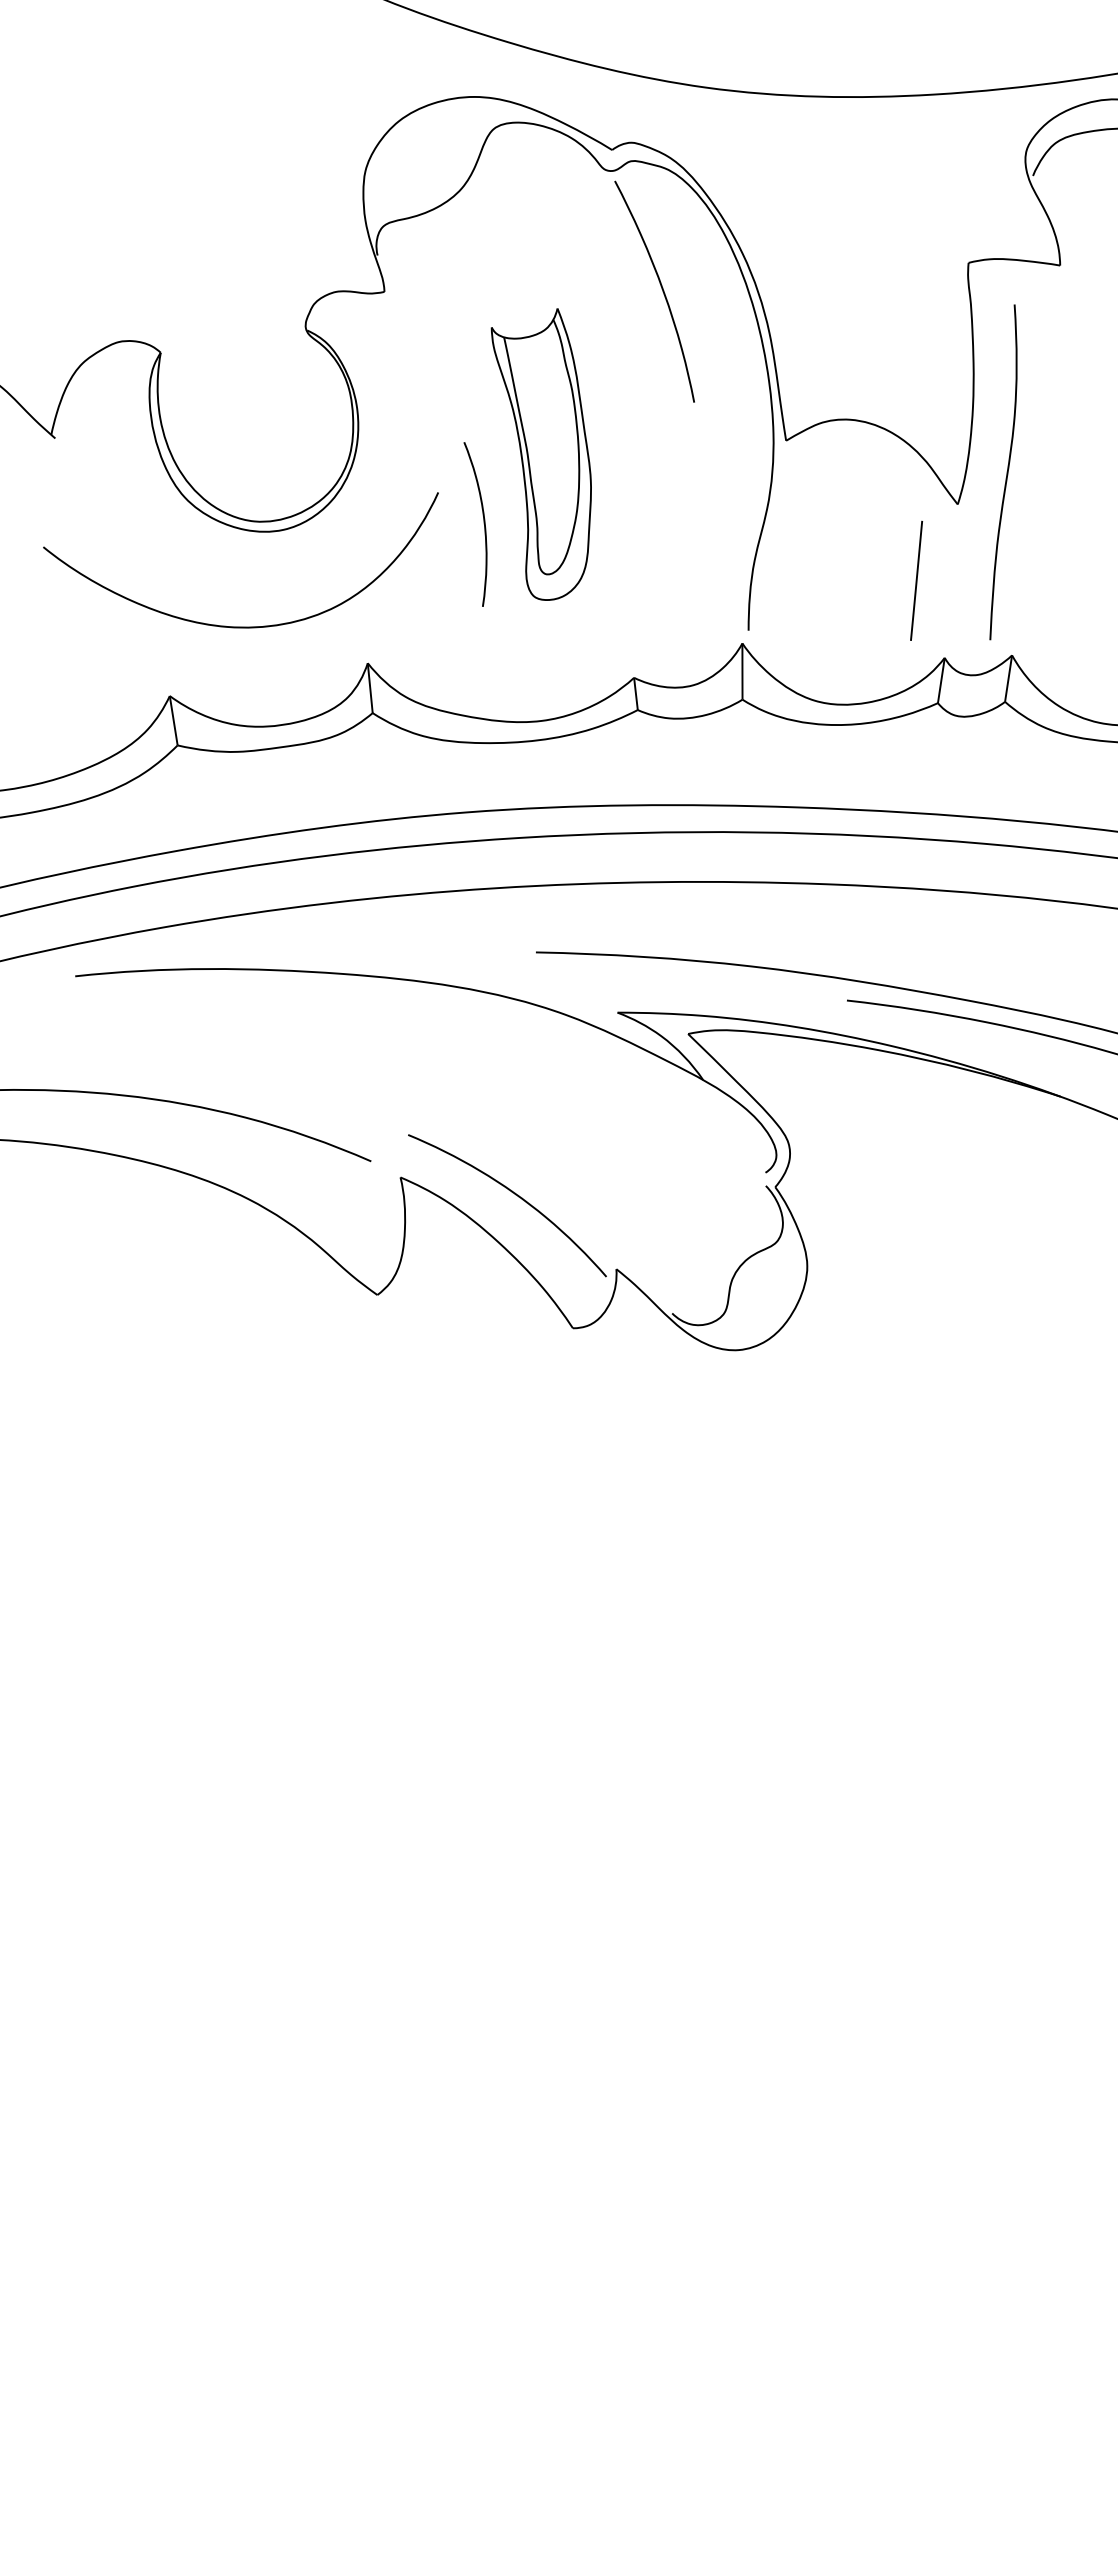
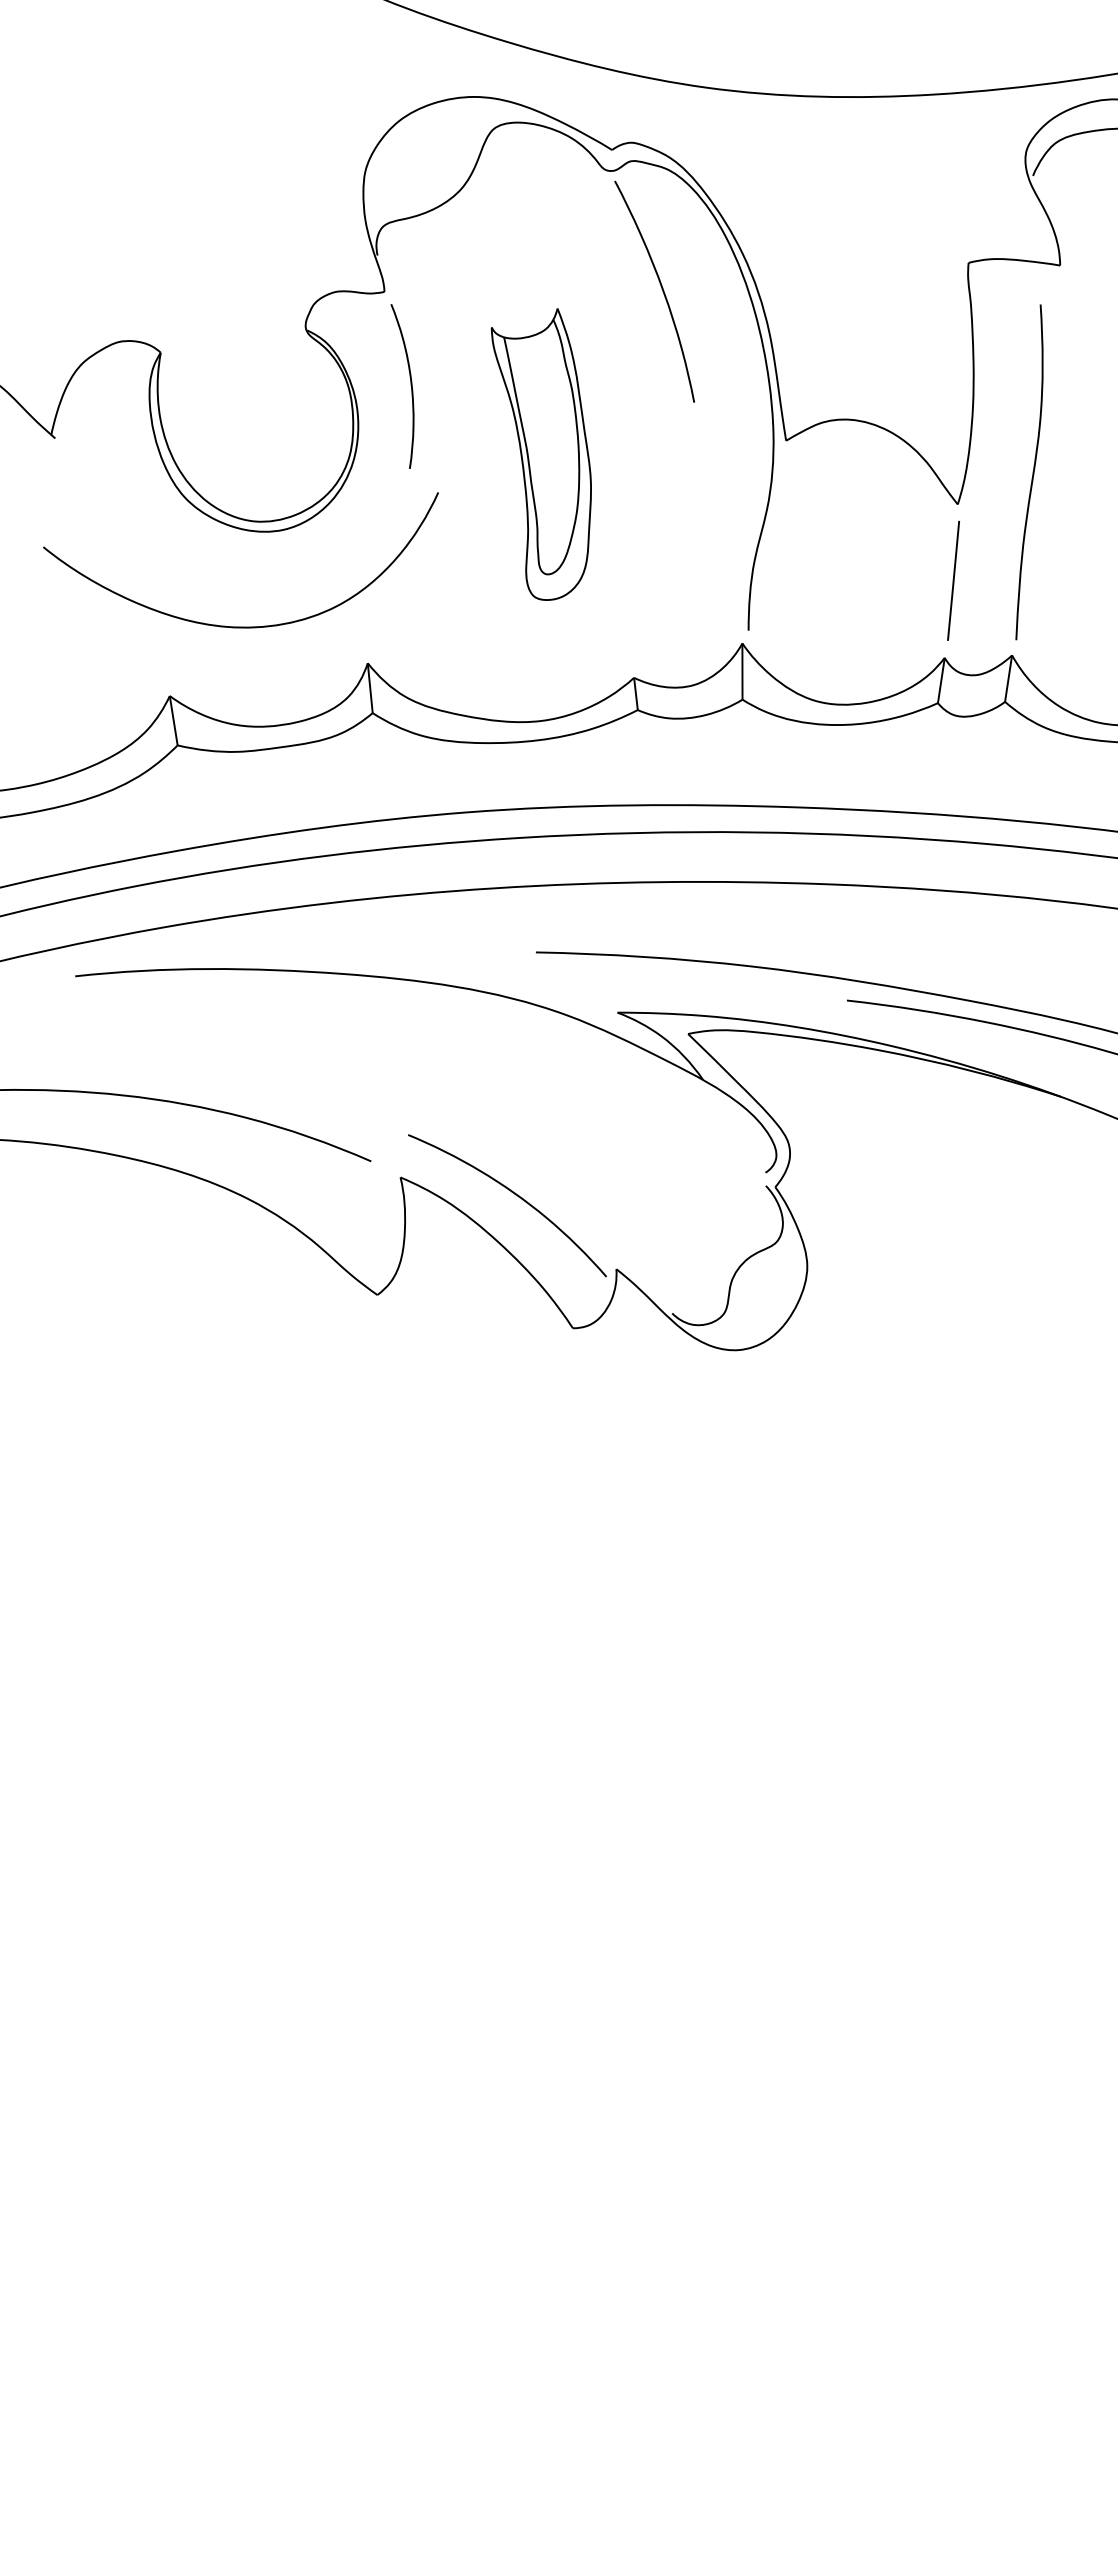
curve position: (1006, 472) -> (1032, 472) (1032, 472)
curve position: (483, 523) -> (410, 385) (410, 385)
line position: (916, 580) -> (953, 580) (953, 580)
